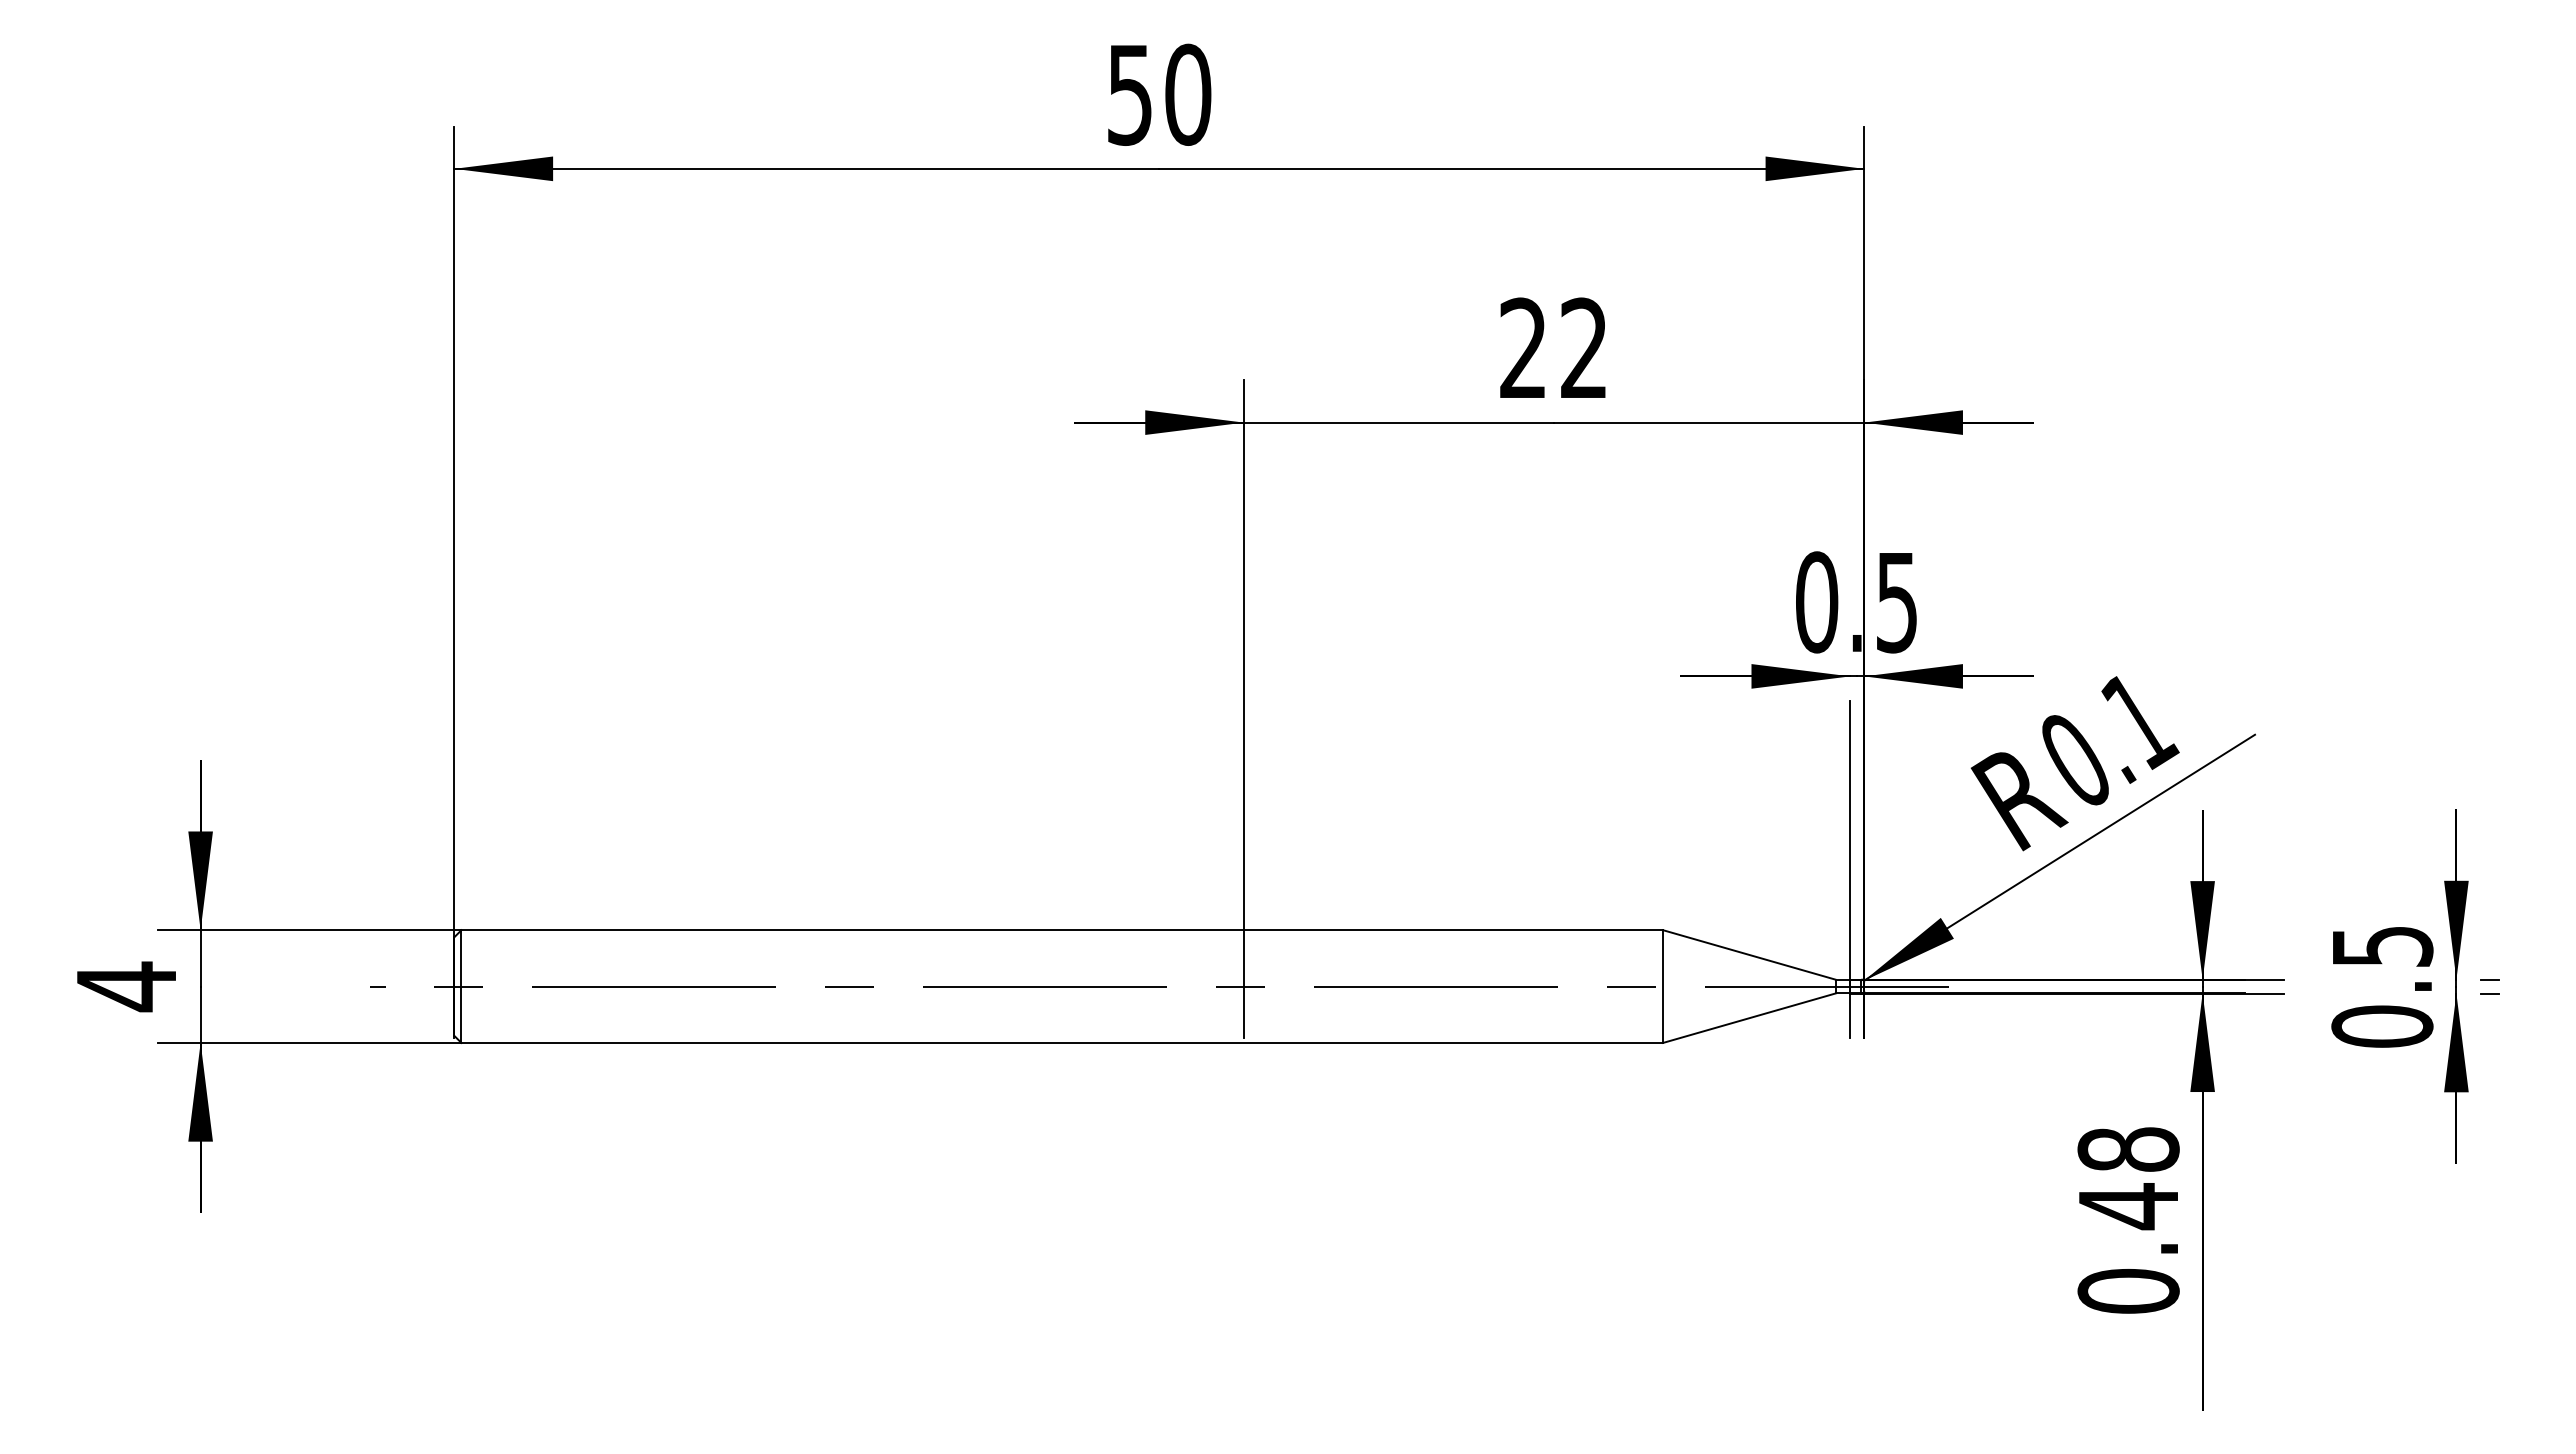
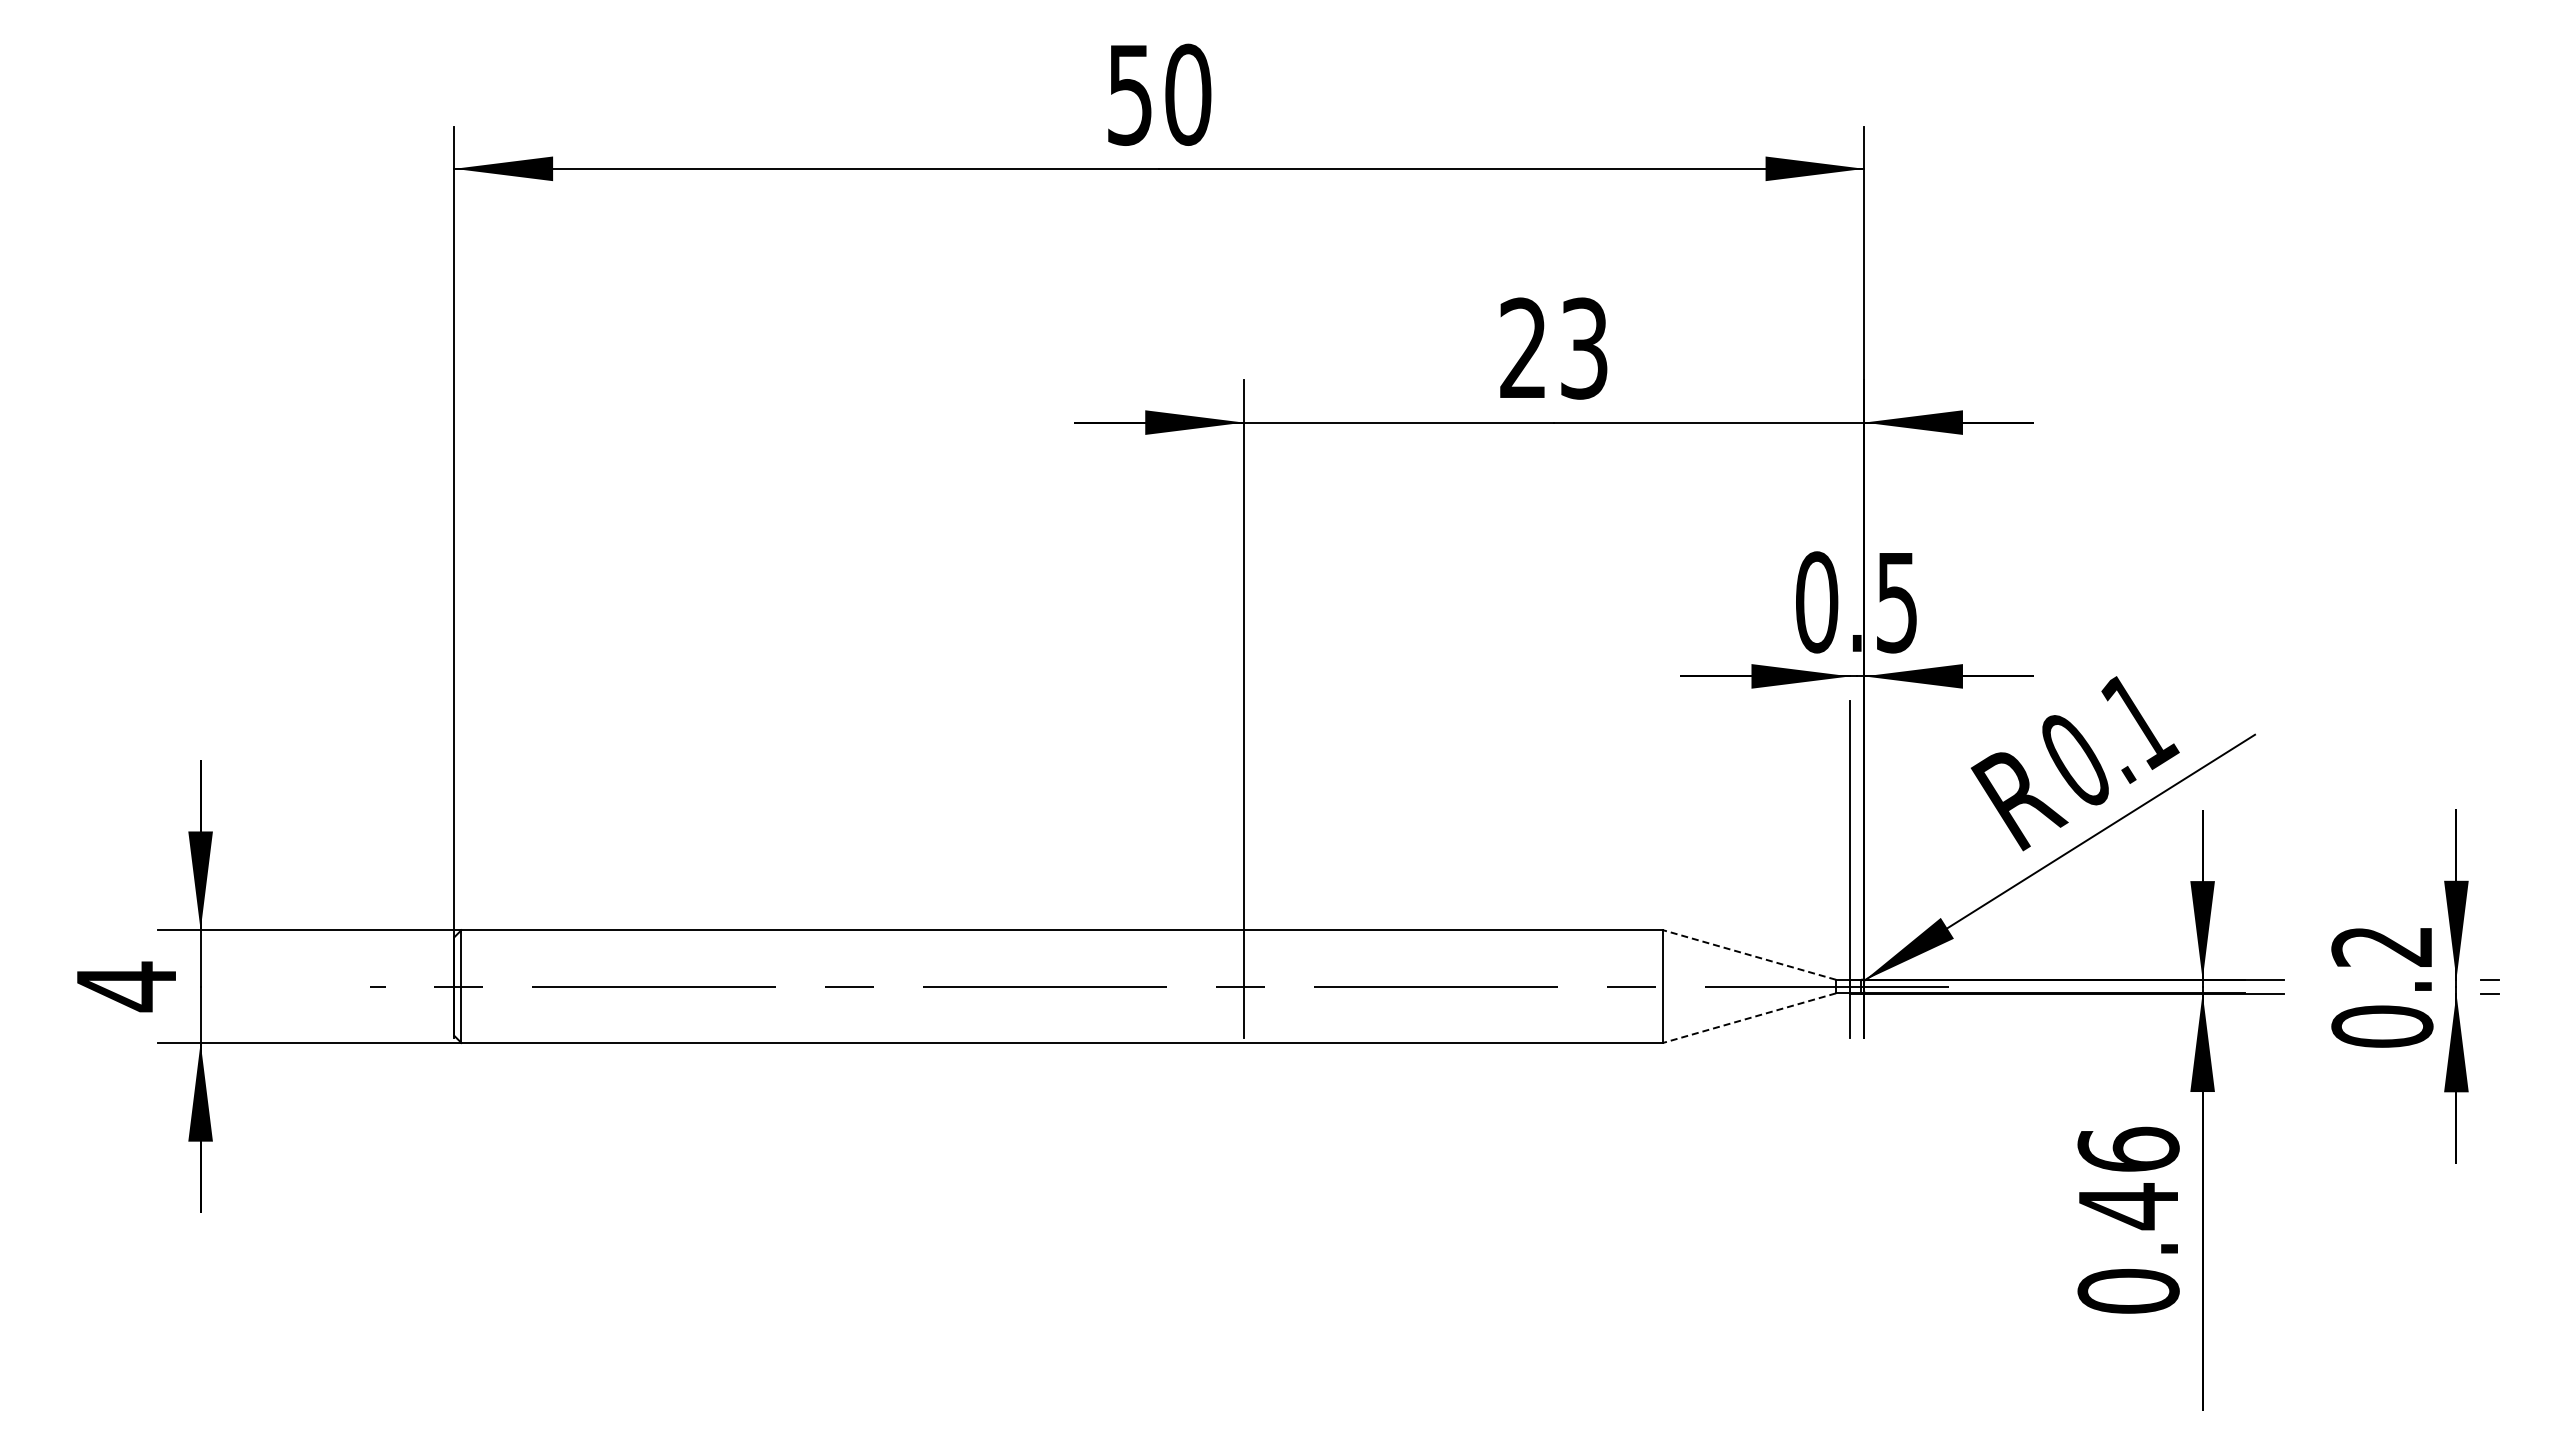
text: 22 -> 23 (1584, 348)
text: 0.5 -> 0.2 (2382, 946)
line: solid -> dashed (1749, 954)
line: solid -> dashed (1749, 1018)
text: 0.48 -> 0.46 (2128, 1148)
